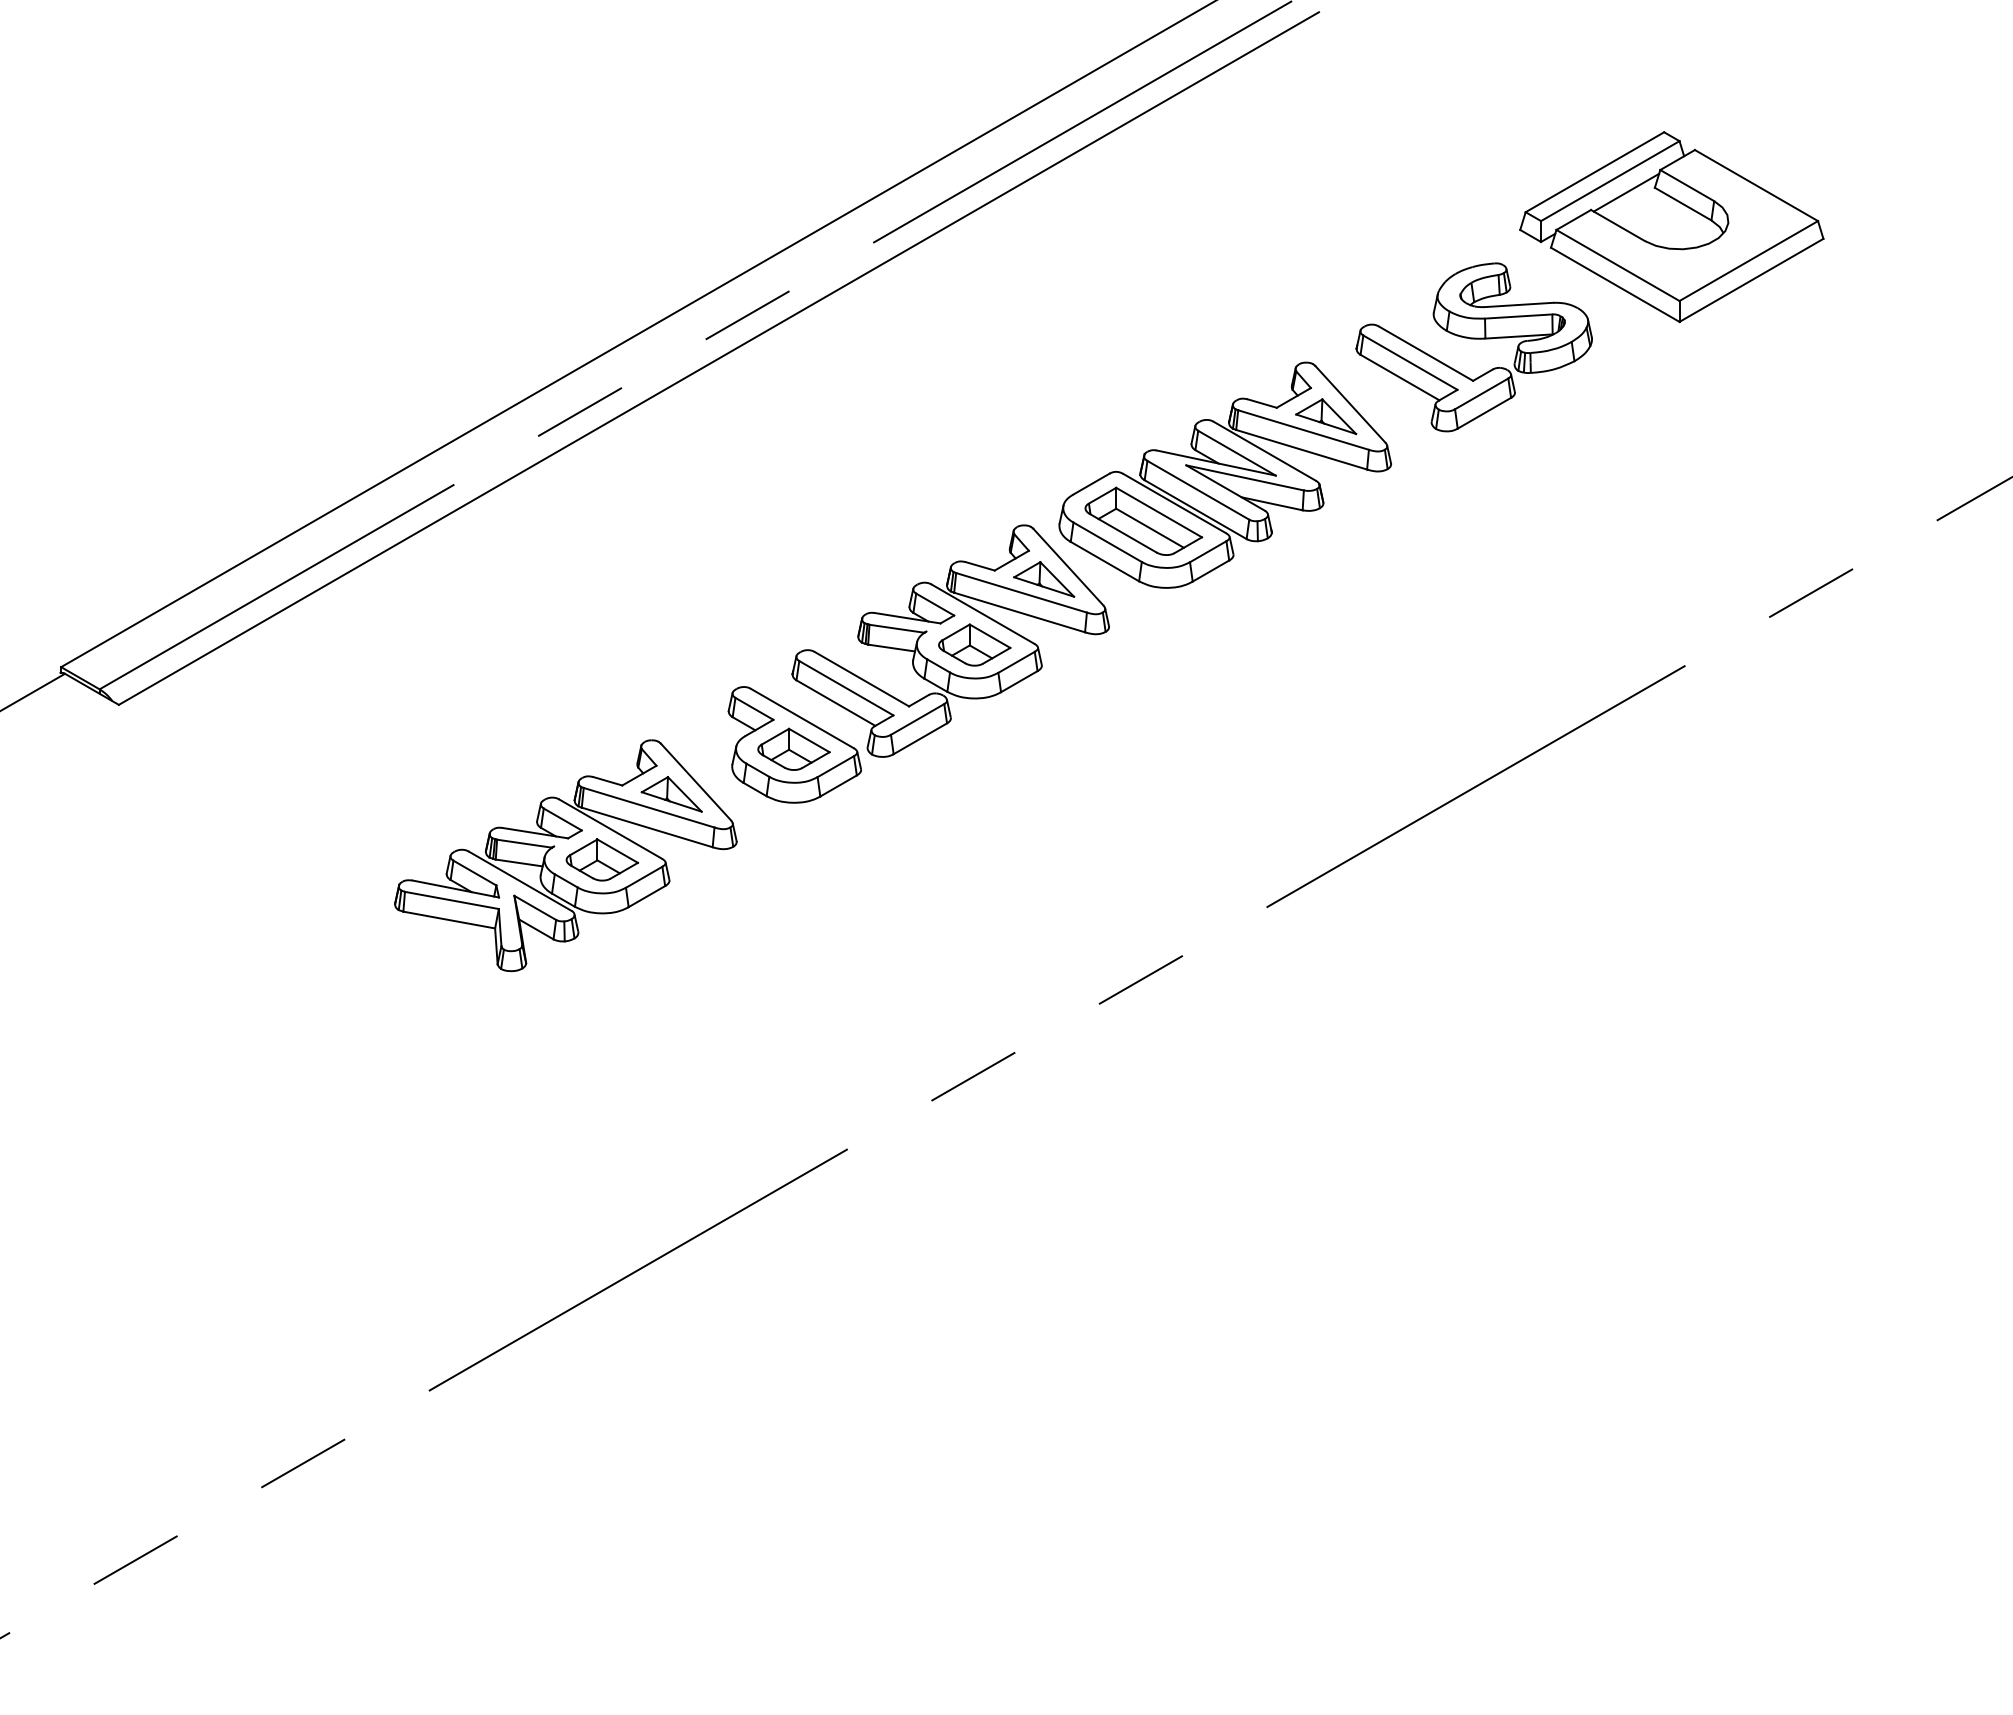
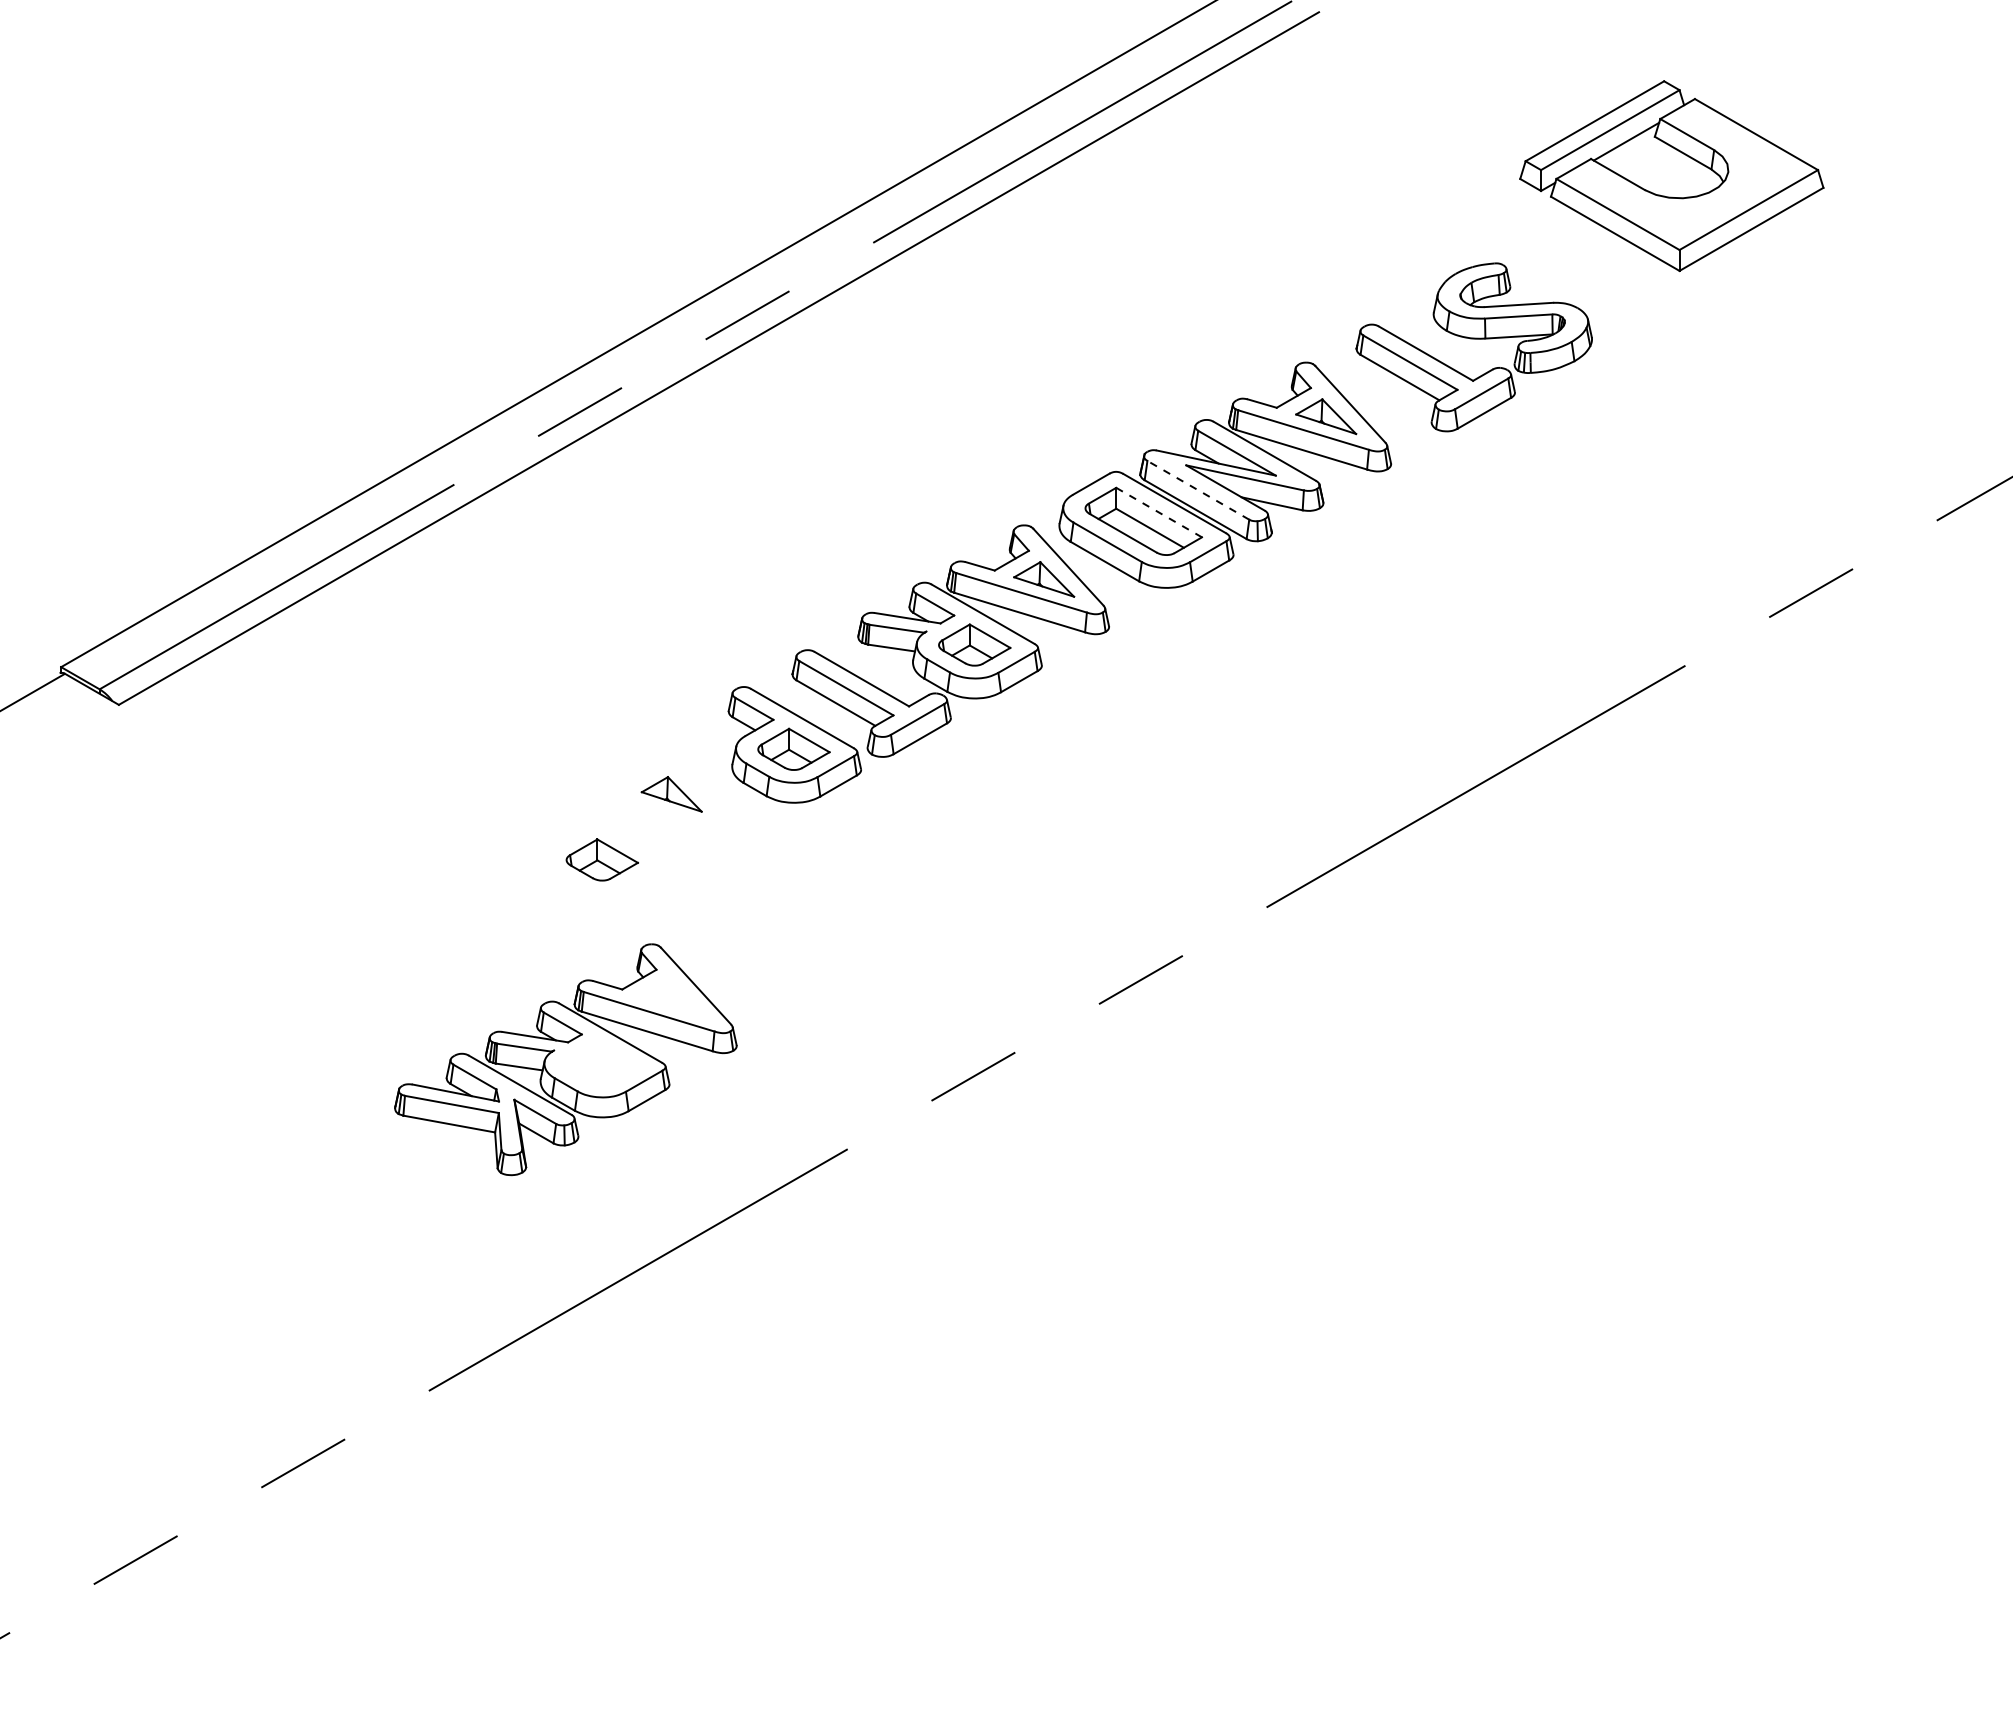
part position: (1671, 226) -> (1671, 175) (1671, 175)
line: solid -> dashed (1198, 490)
line: solid -> dashed (1159, 512)
part position: (565, 855) -> (565, 1059) (565, 1059)
